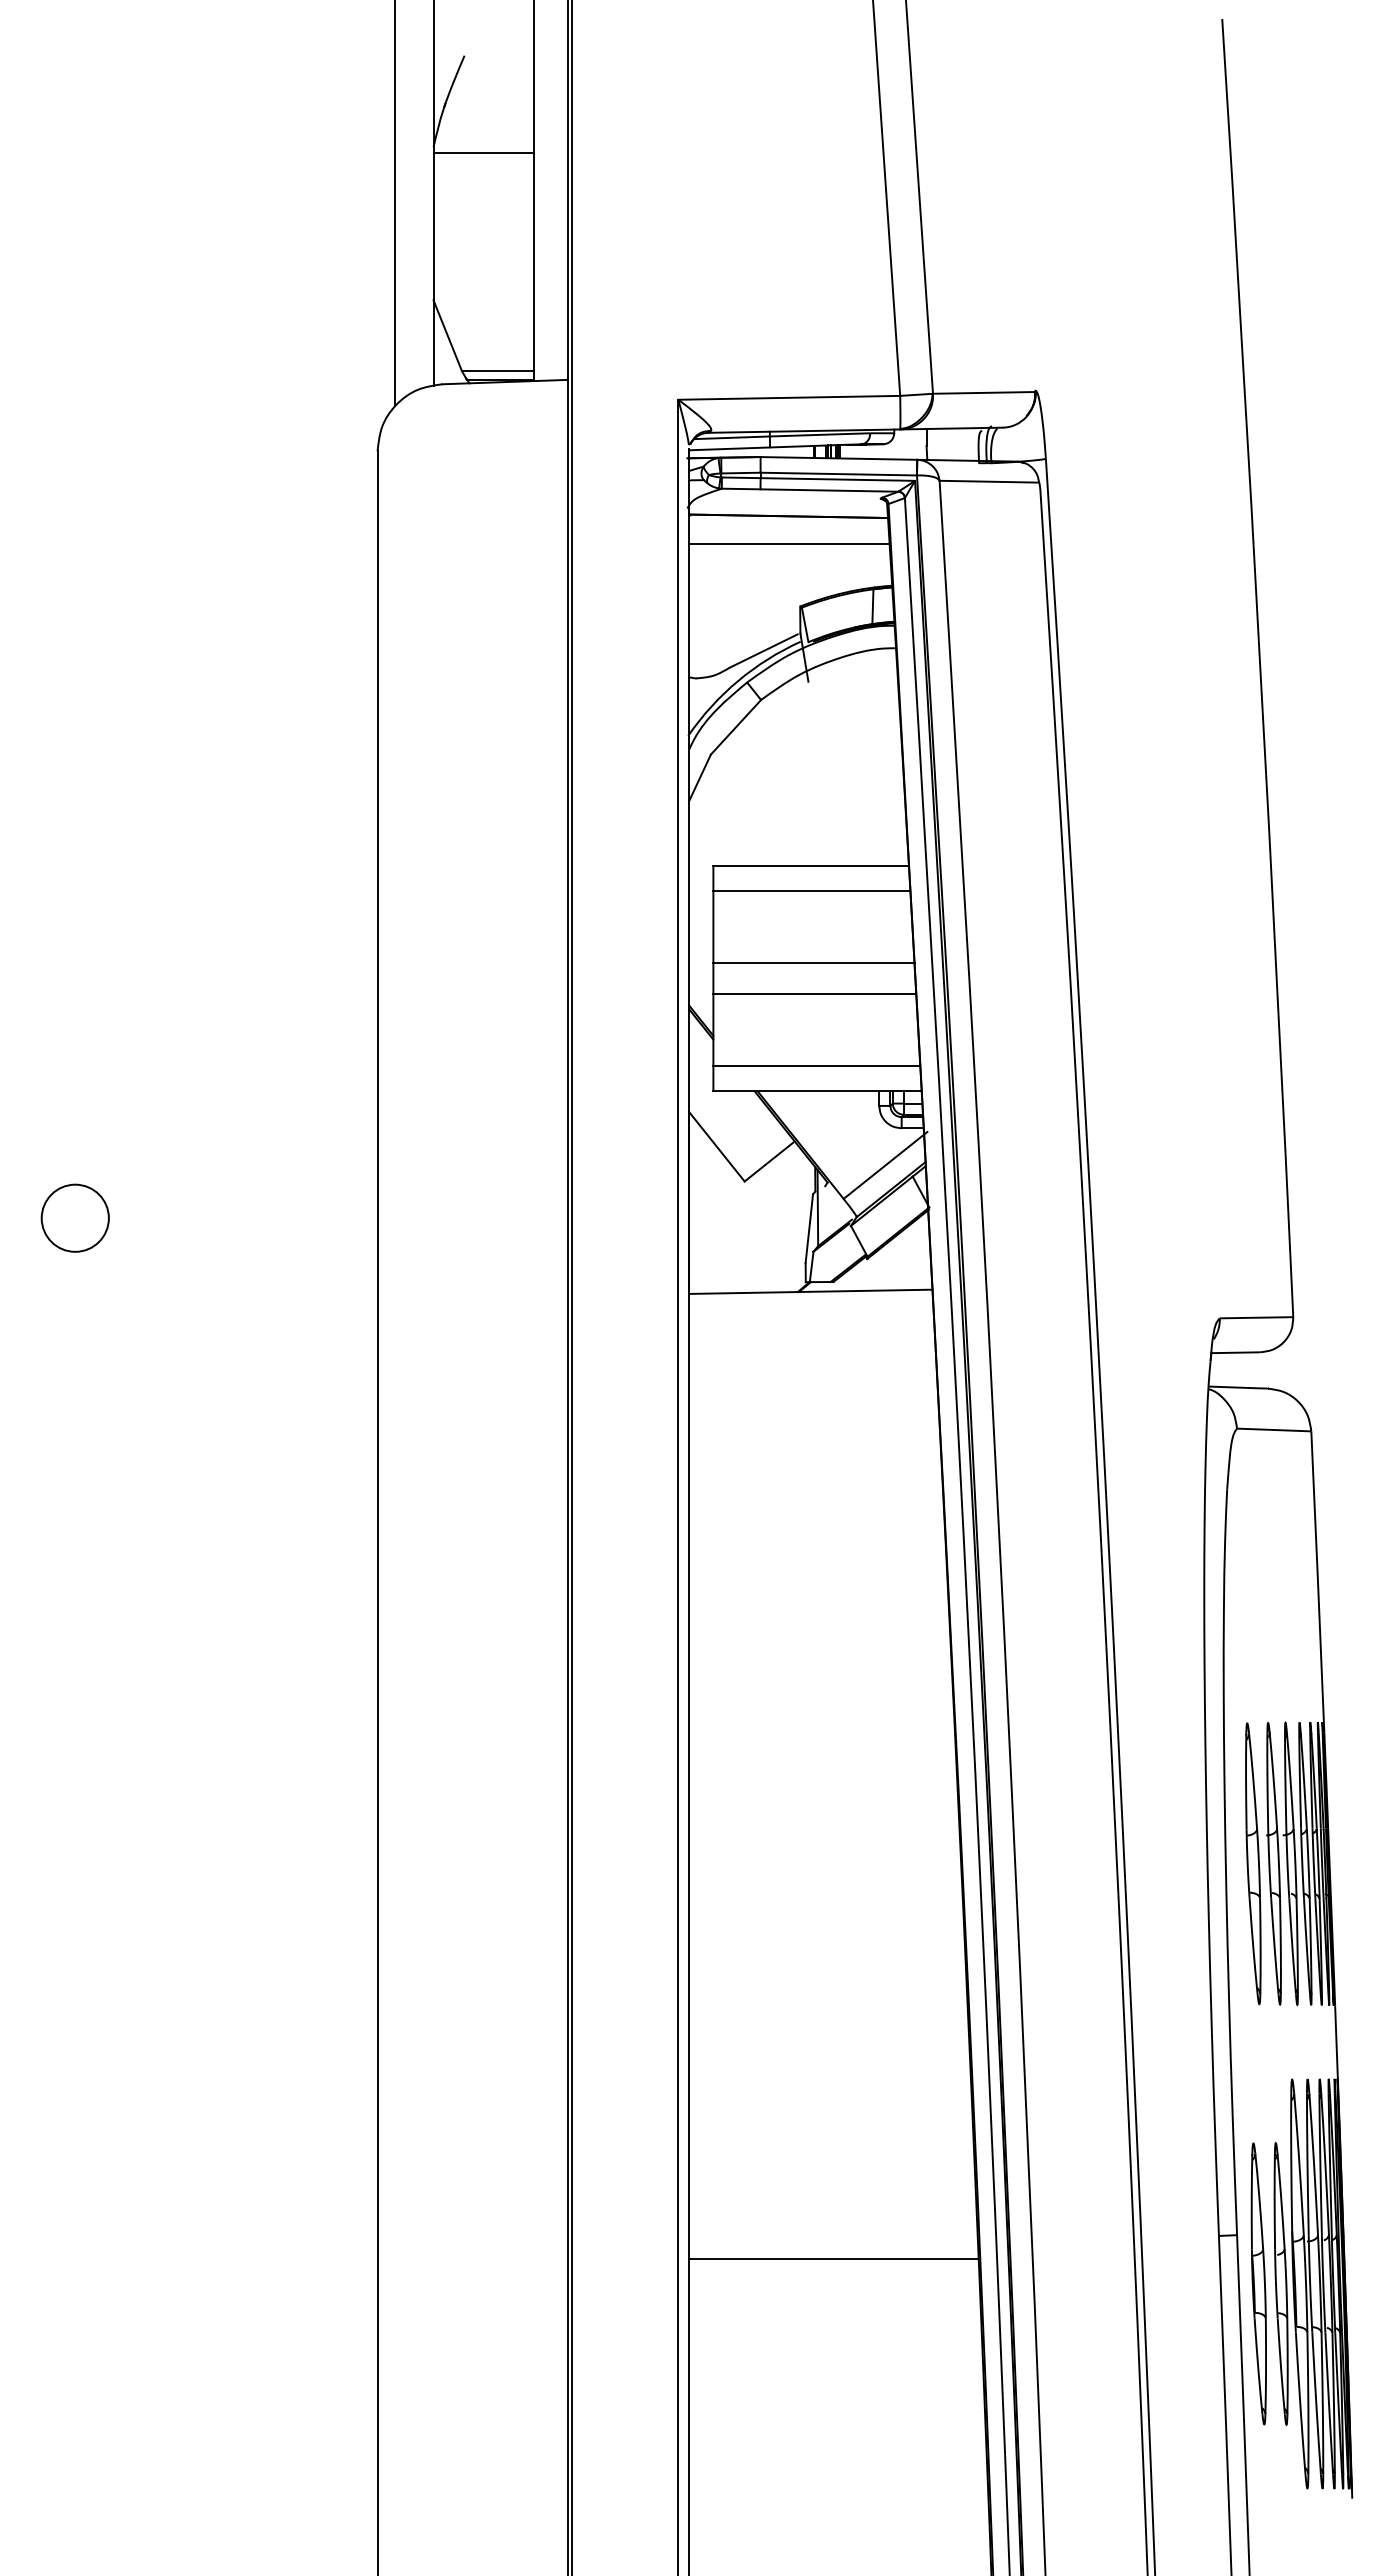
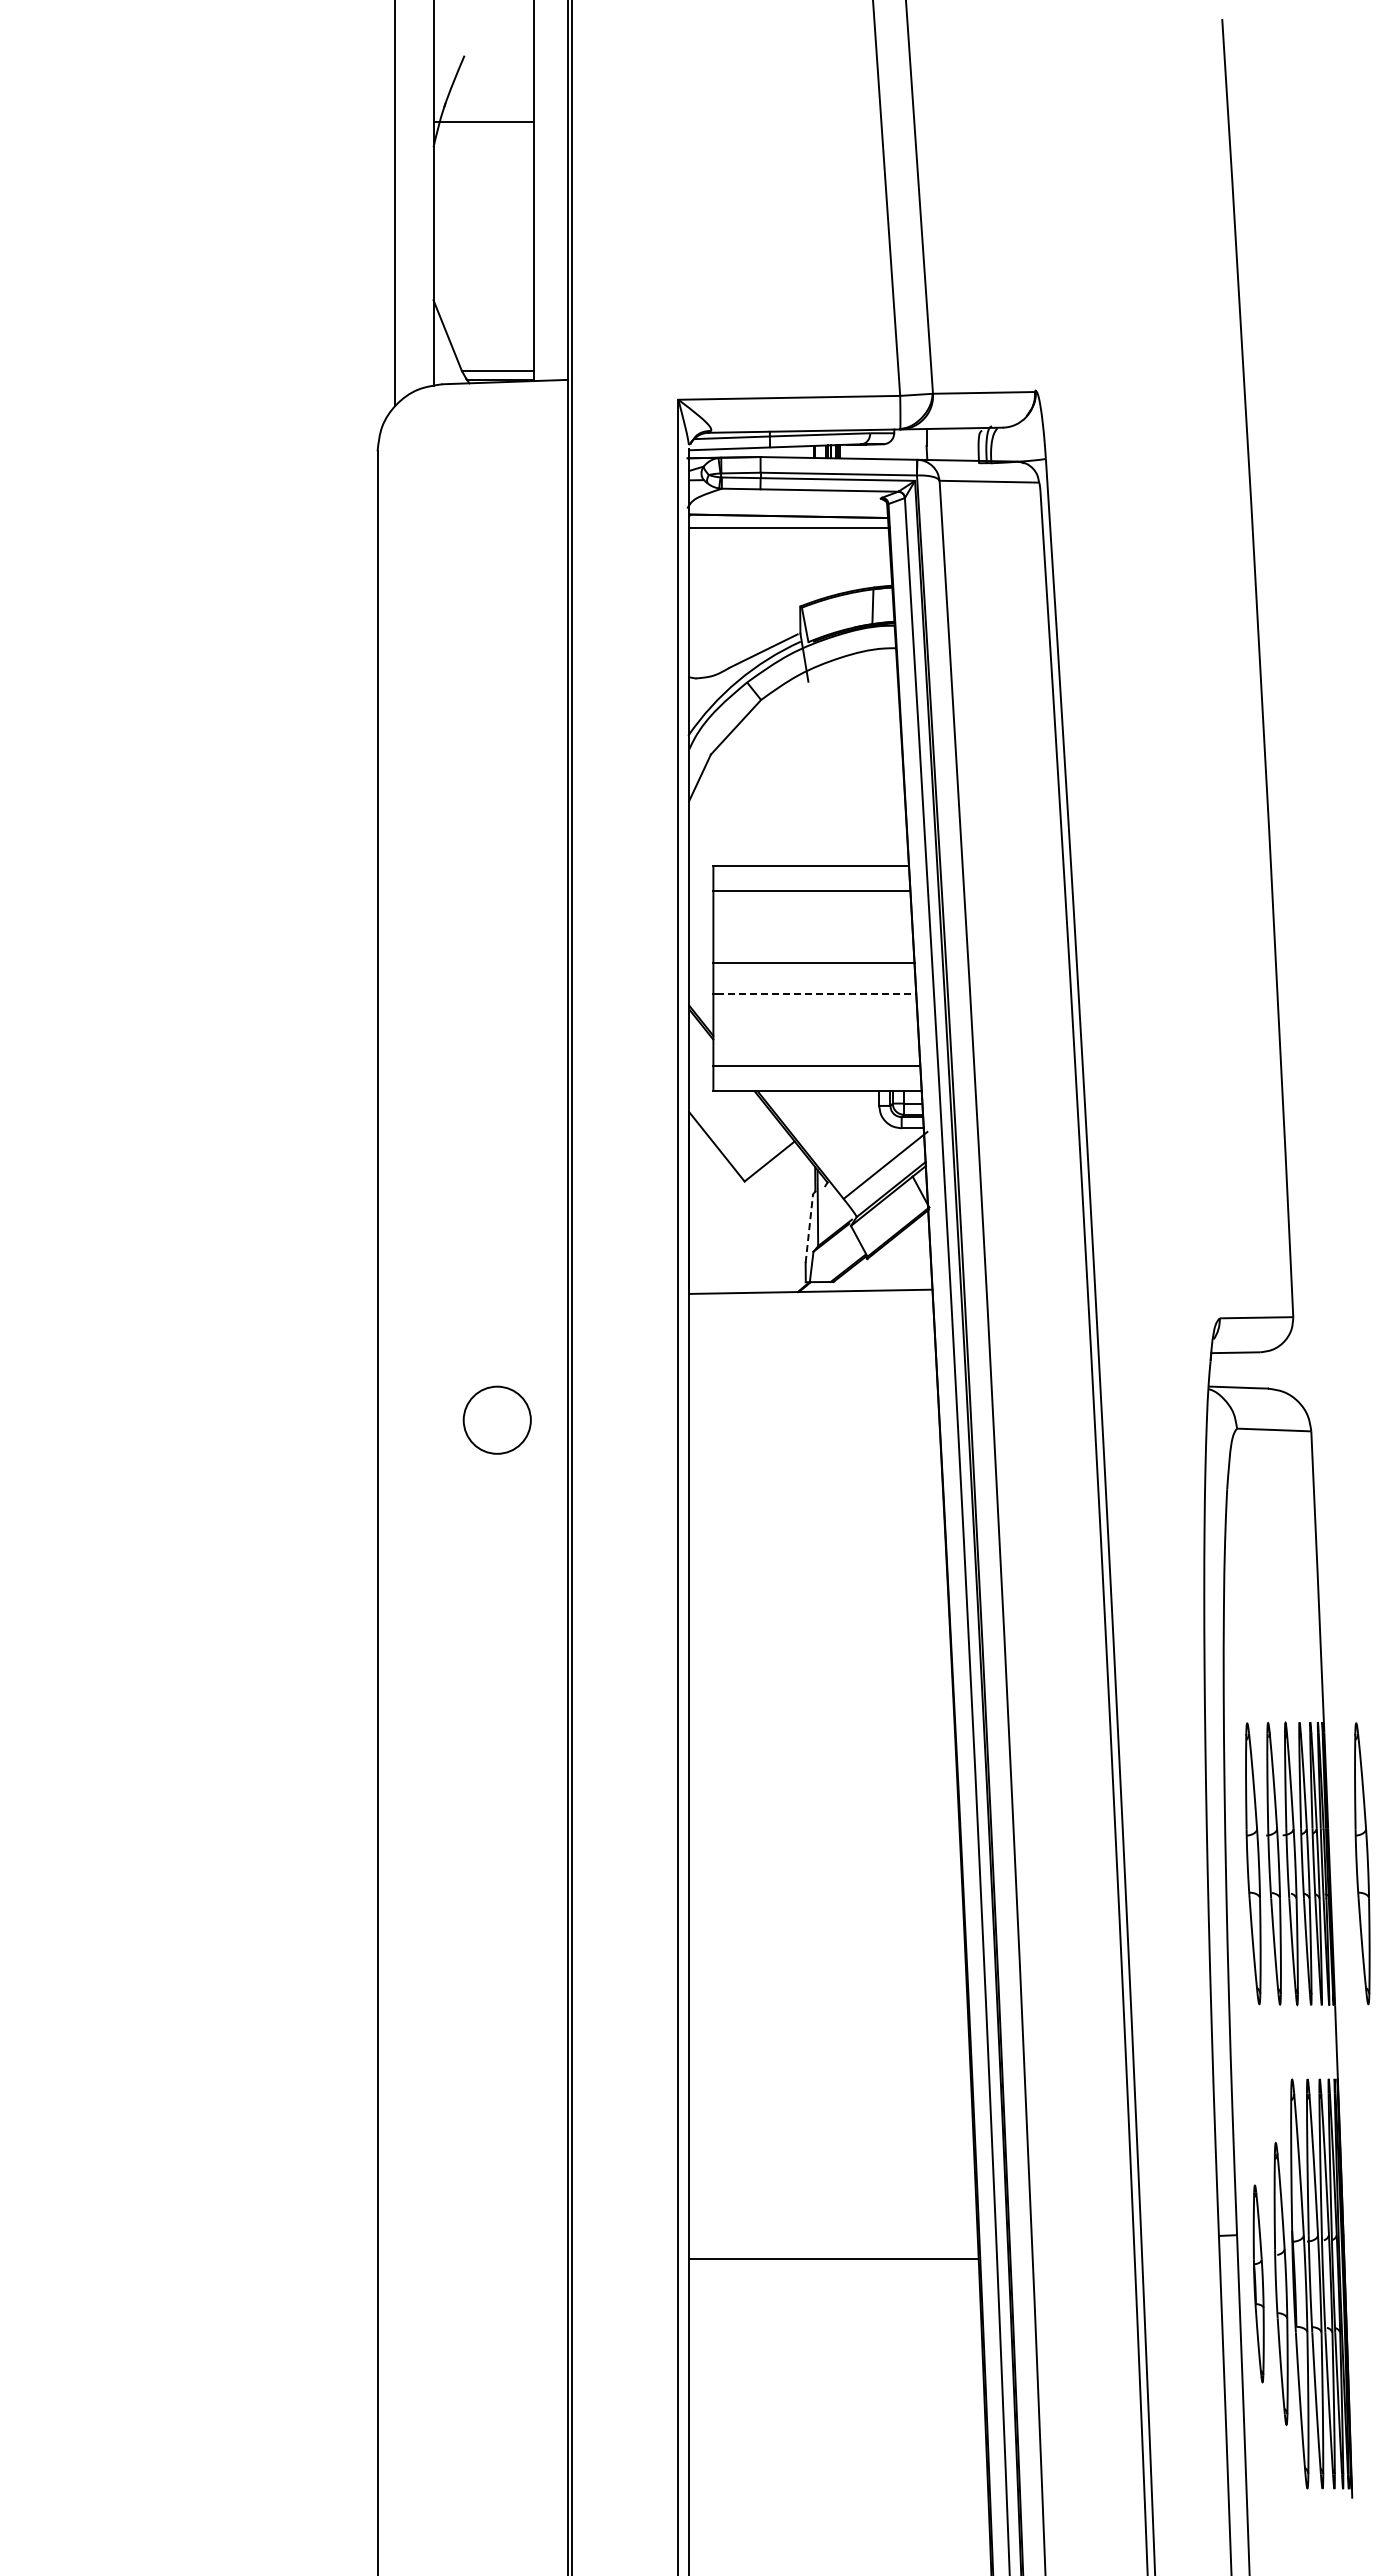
line position: (483, 152) -> (483, 121) (483, 121)
line position: (789, 543) -> (789, 527) (789, 527)
line: solid -> dashed (816, 994)
circle position: (74, 1217) -> (496, 1419) (496, 1419)
line: solid -> dashed (809, 1228)
part: none -> present (1362, 1863)
part size: 17x284 px -> 13x200 px (1258, 2283)
